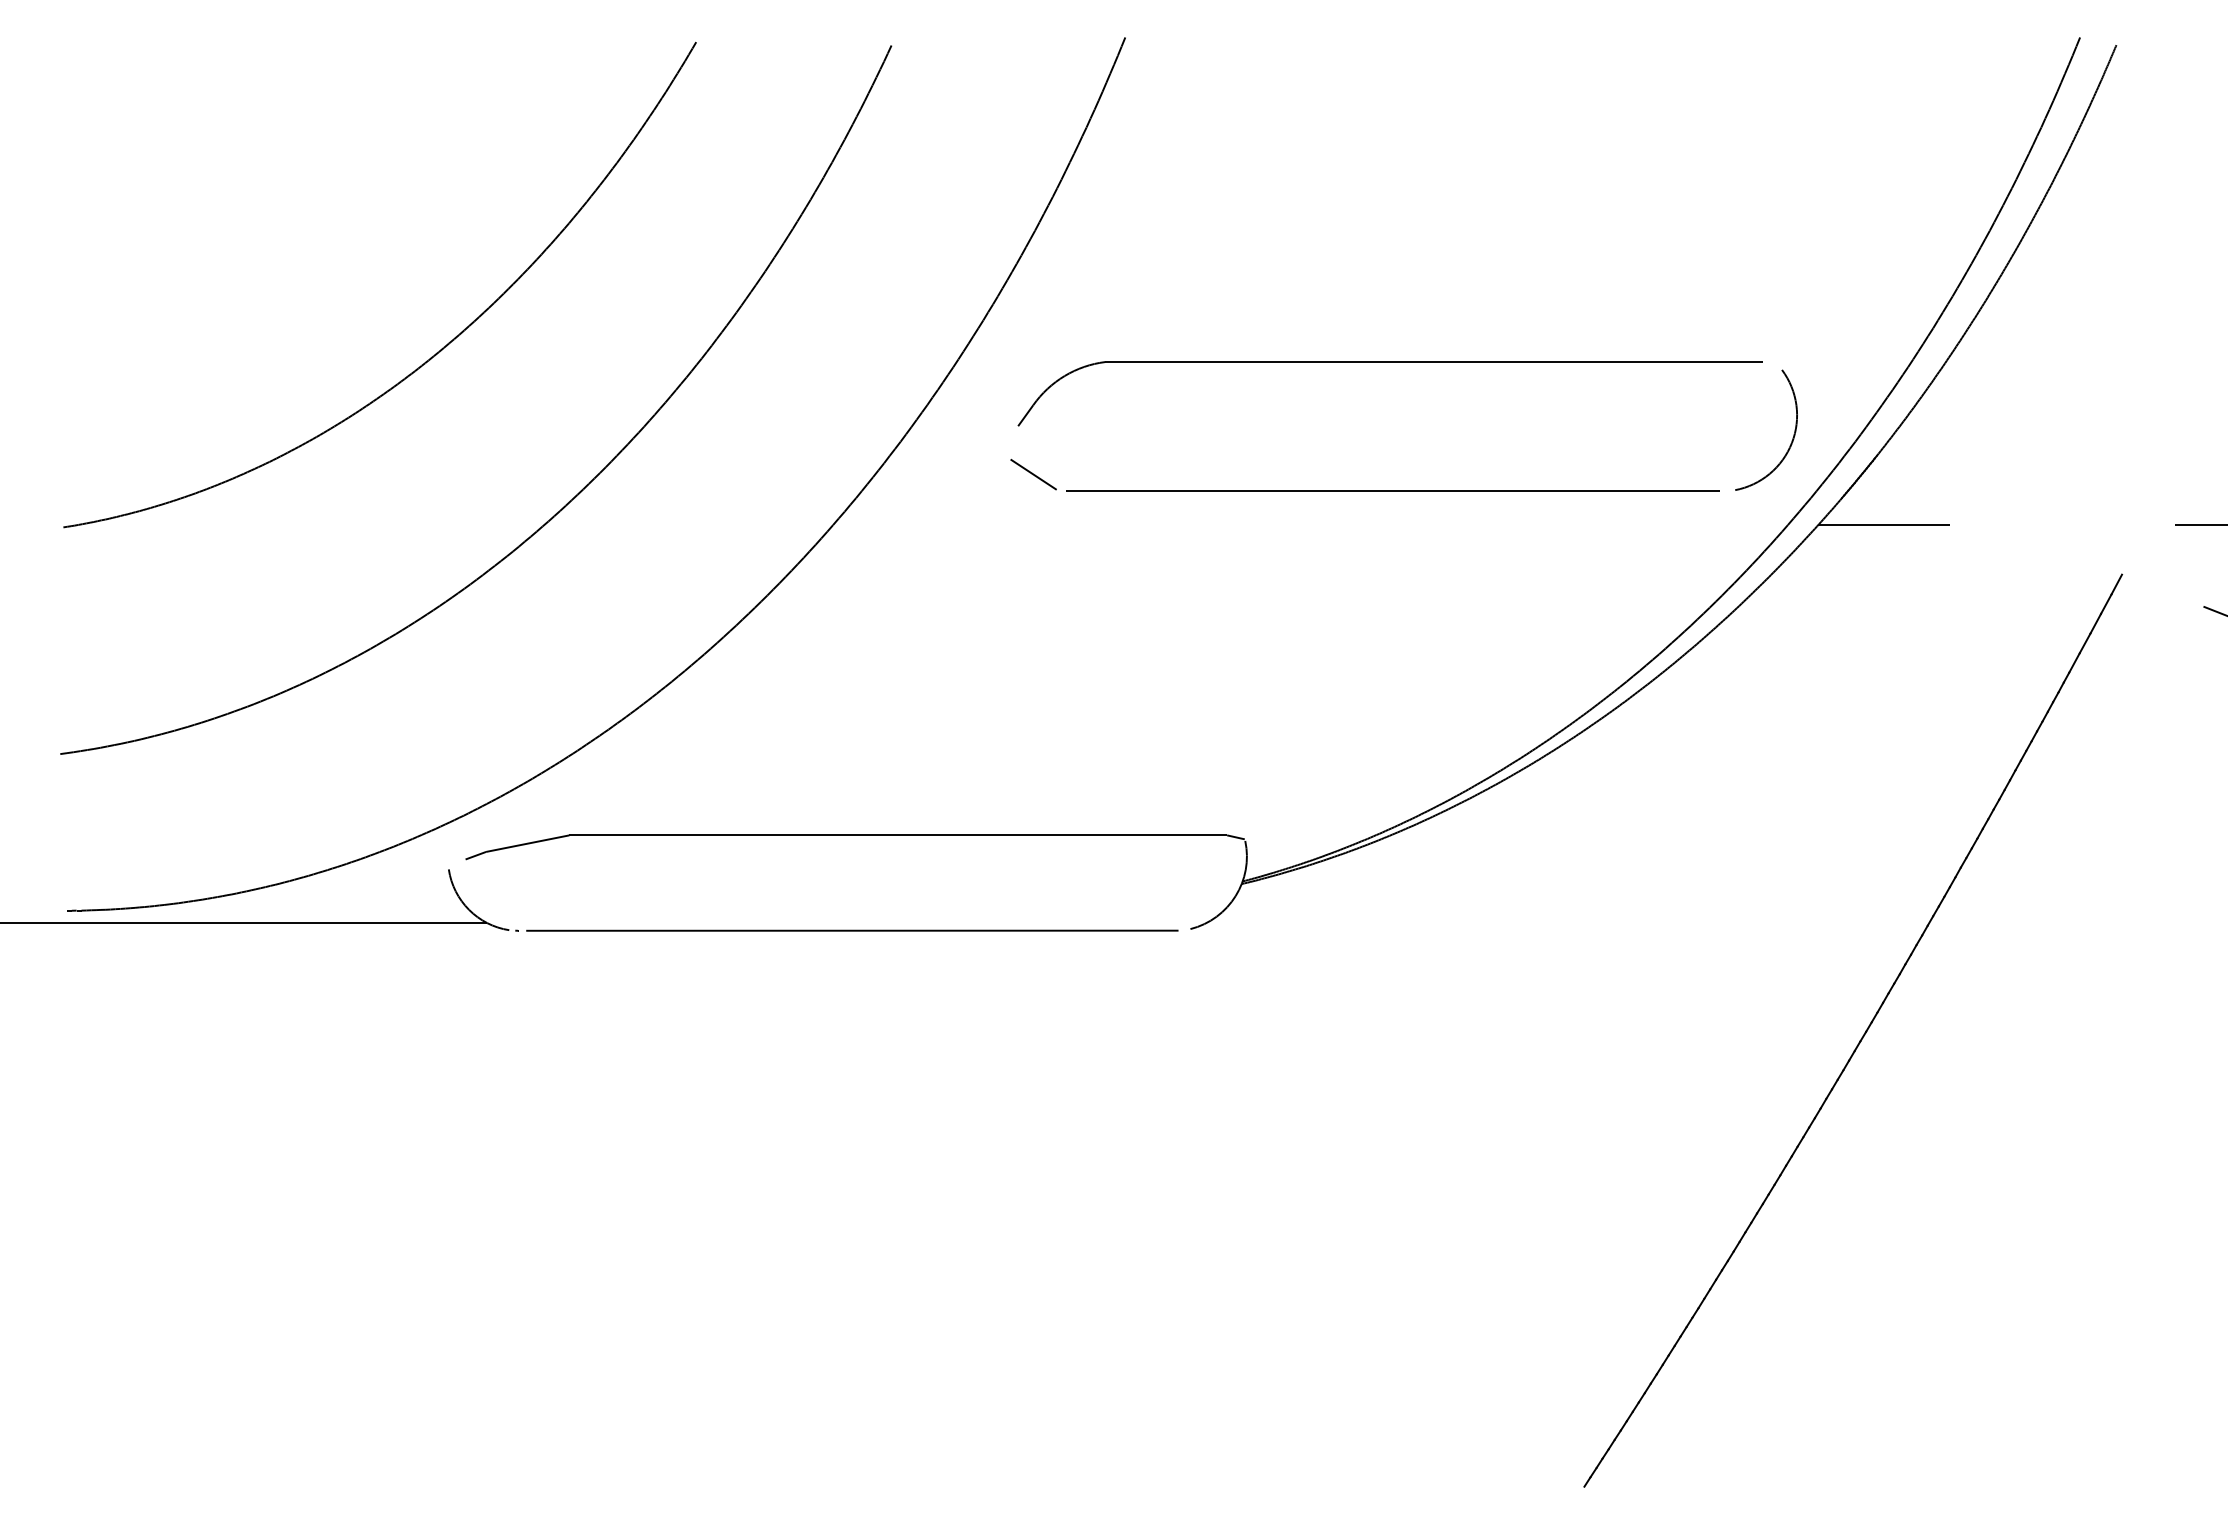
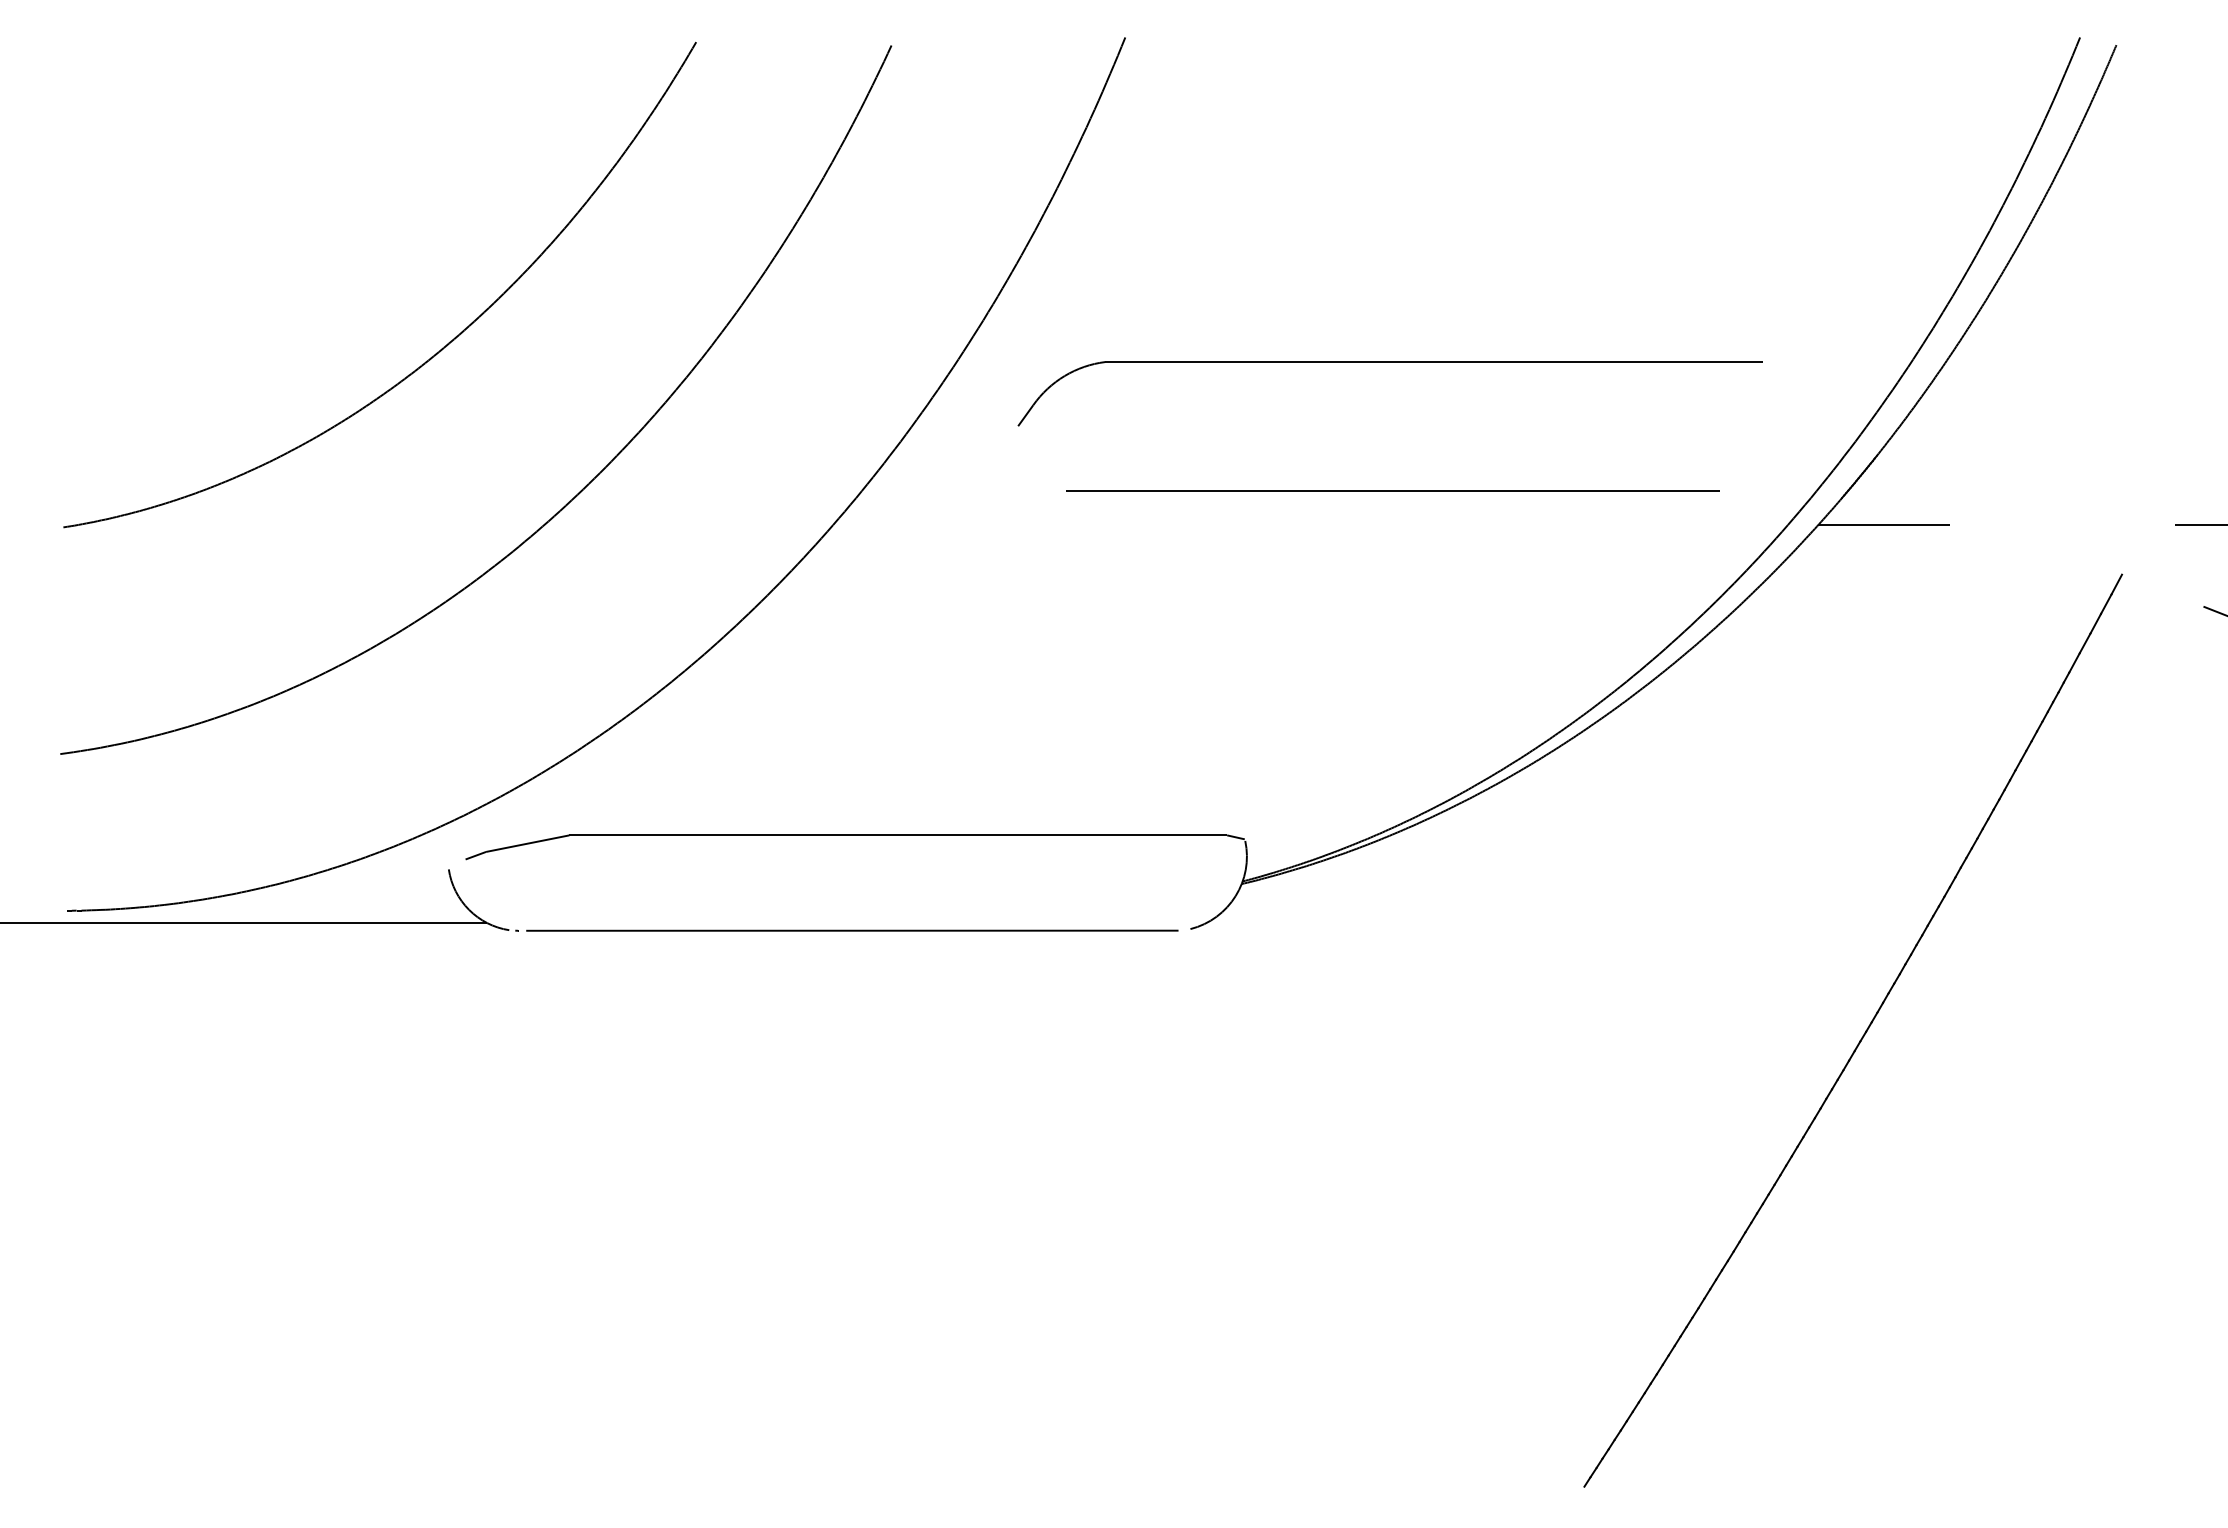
arc: present -> none (1792, 437)
line: present -> none (1033, 474)
